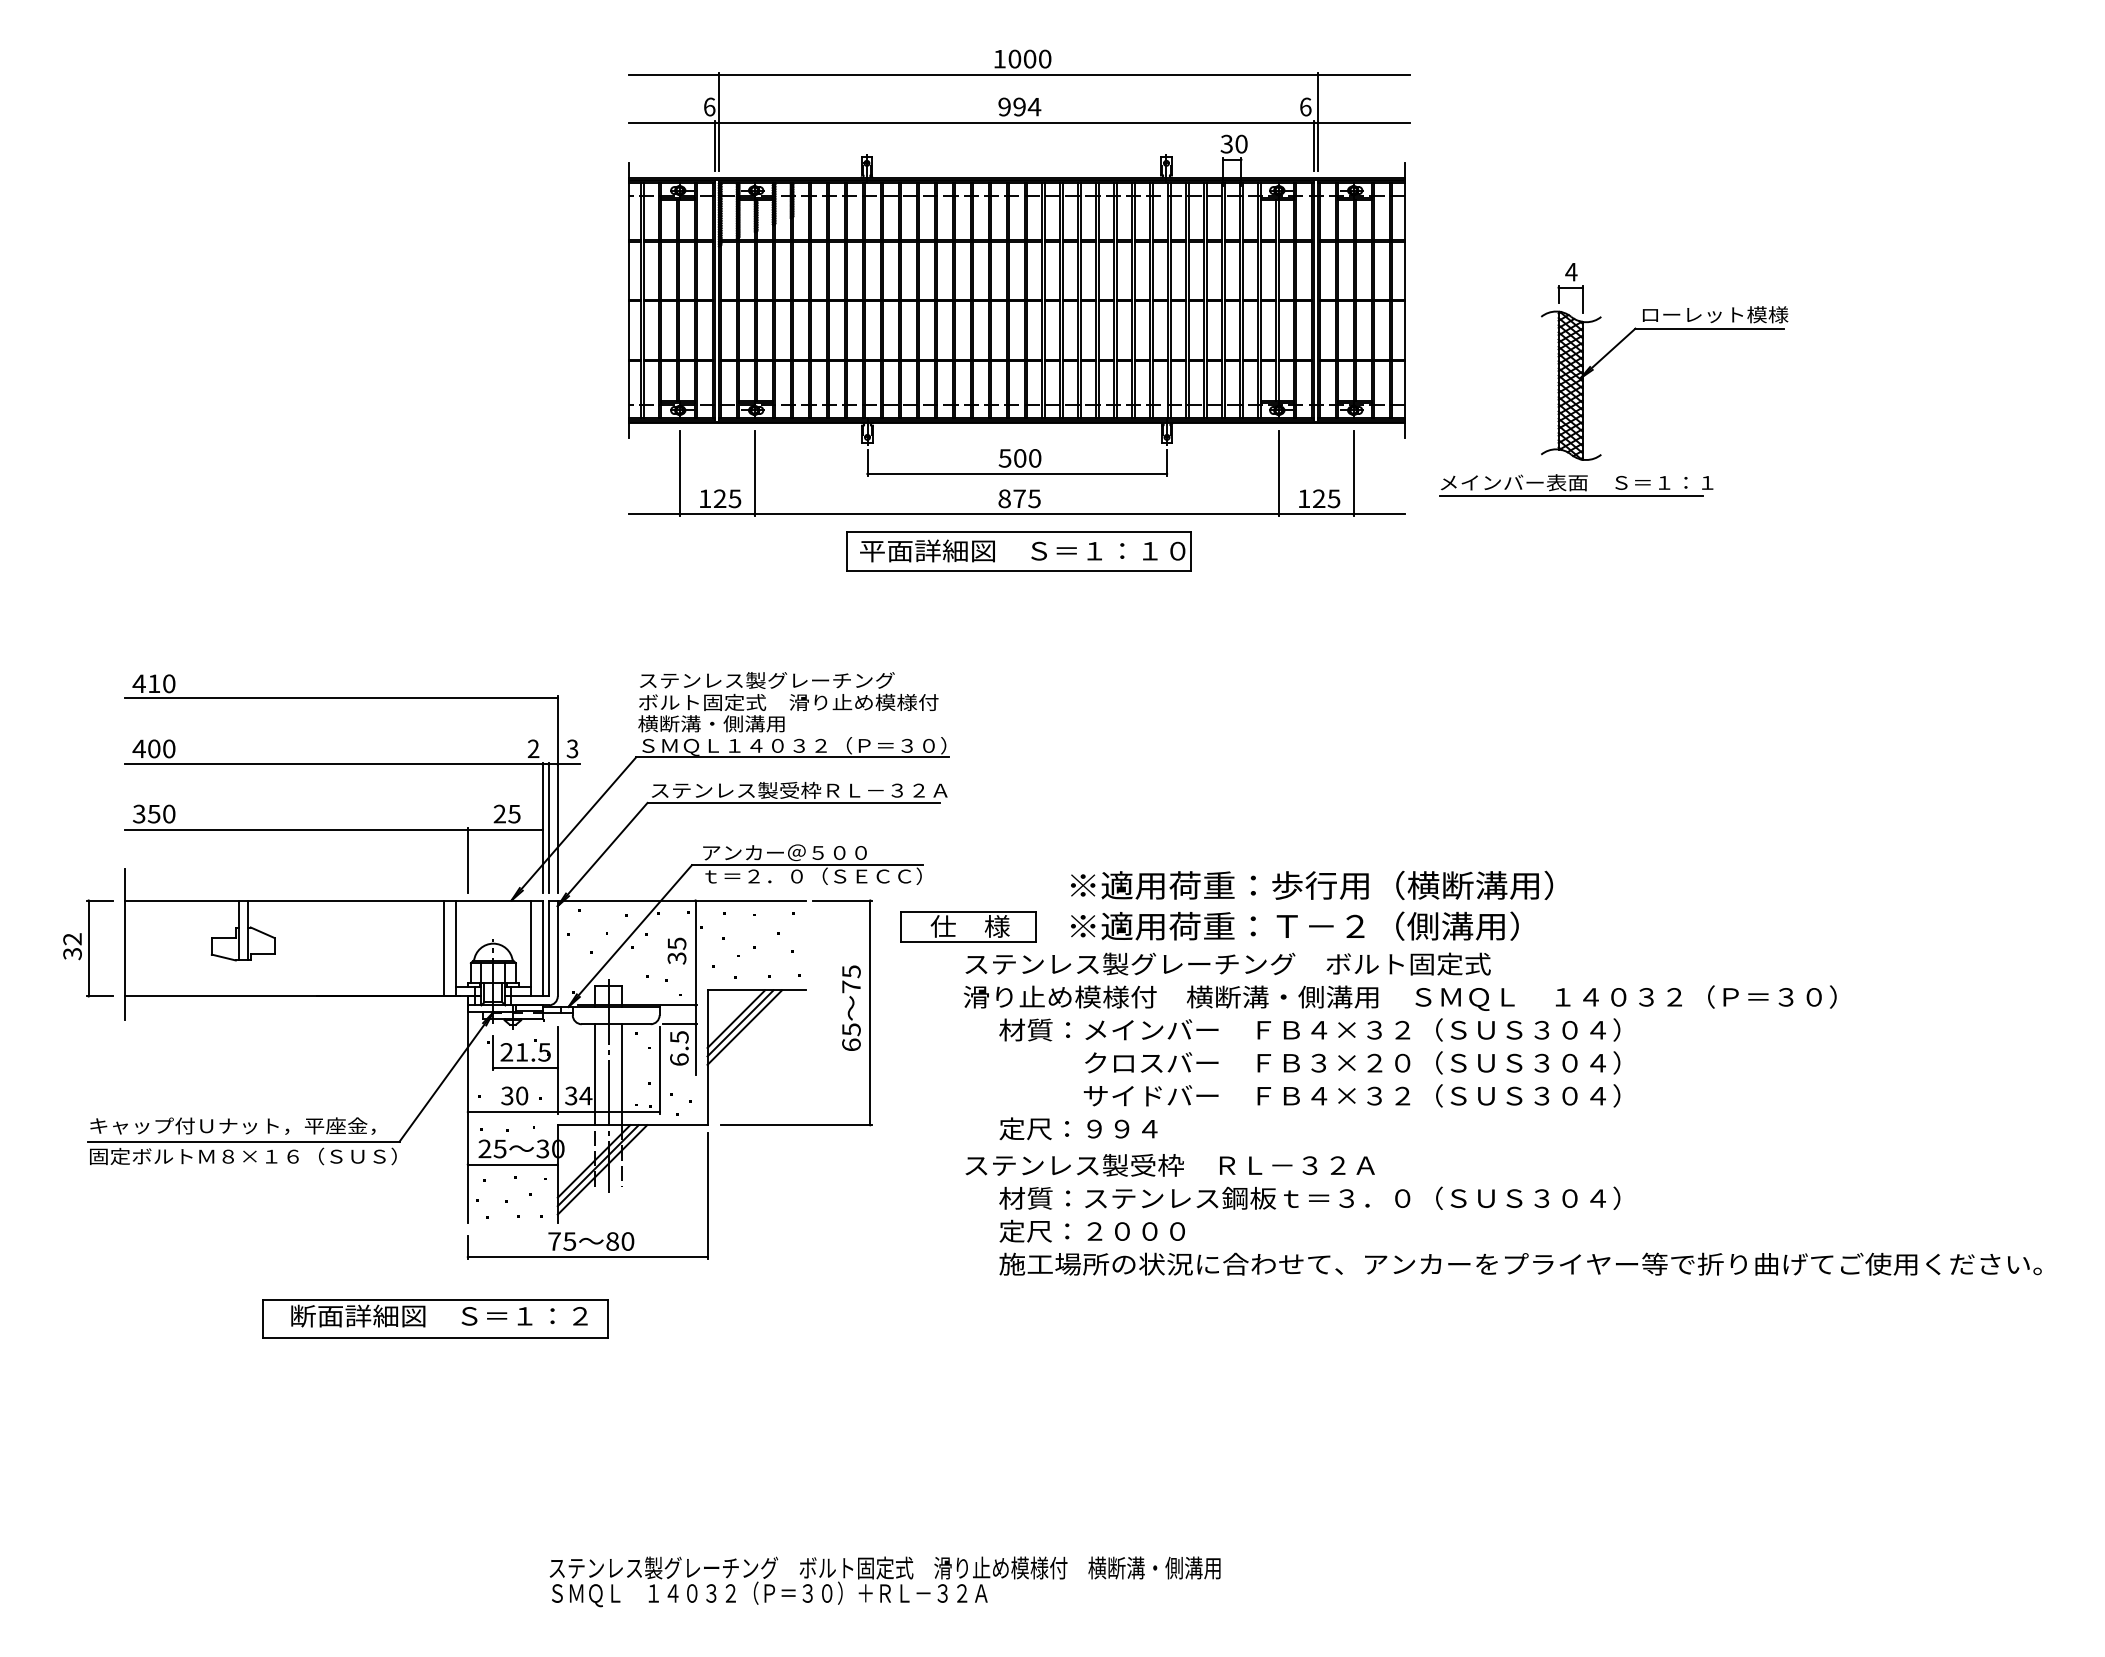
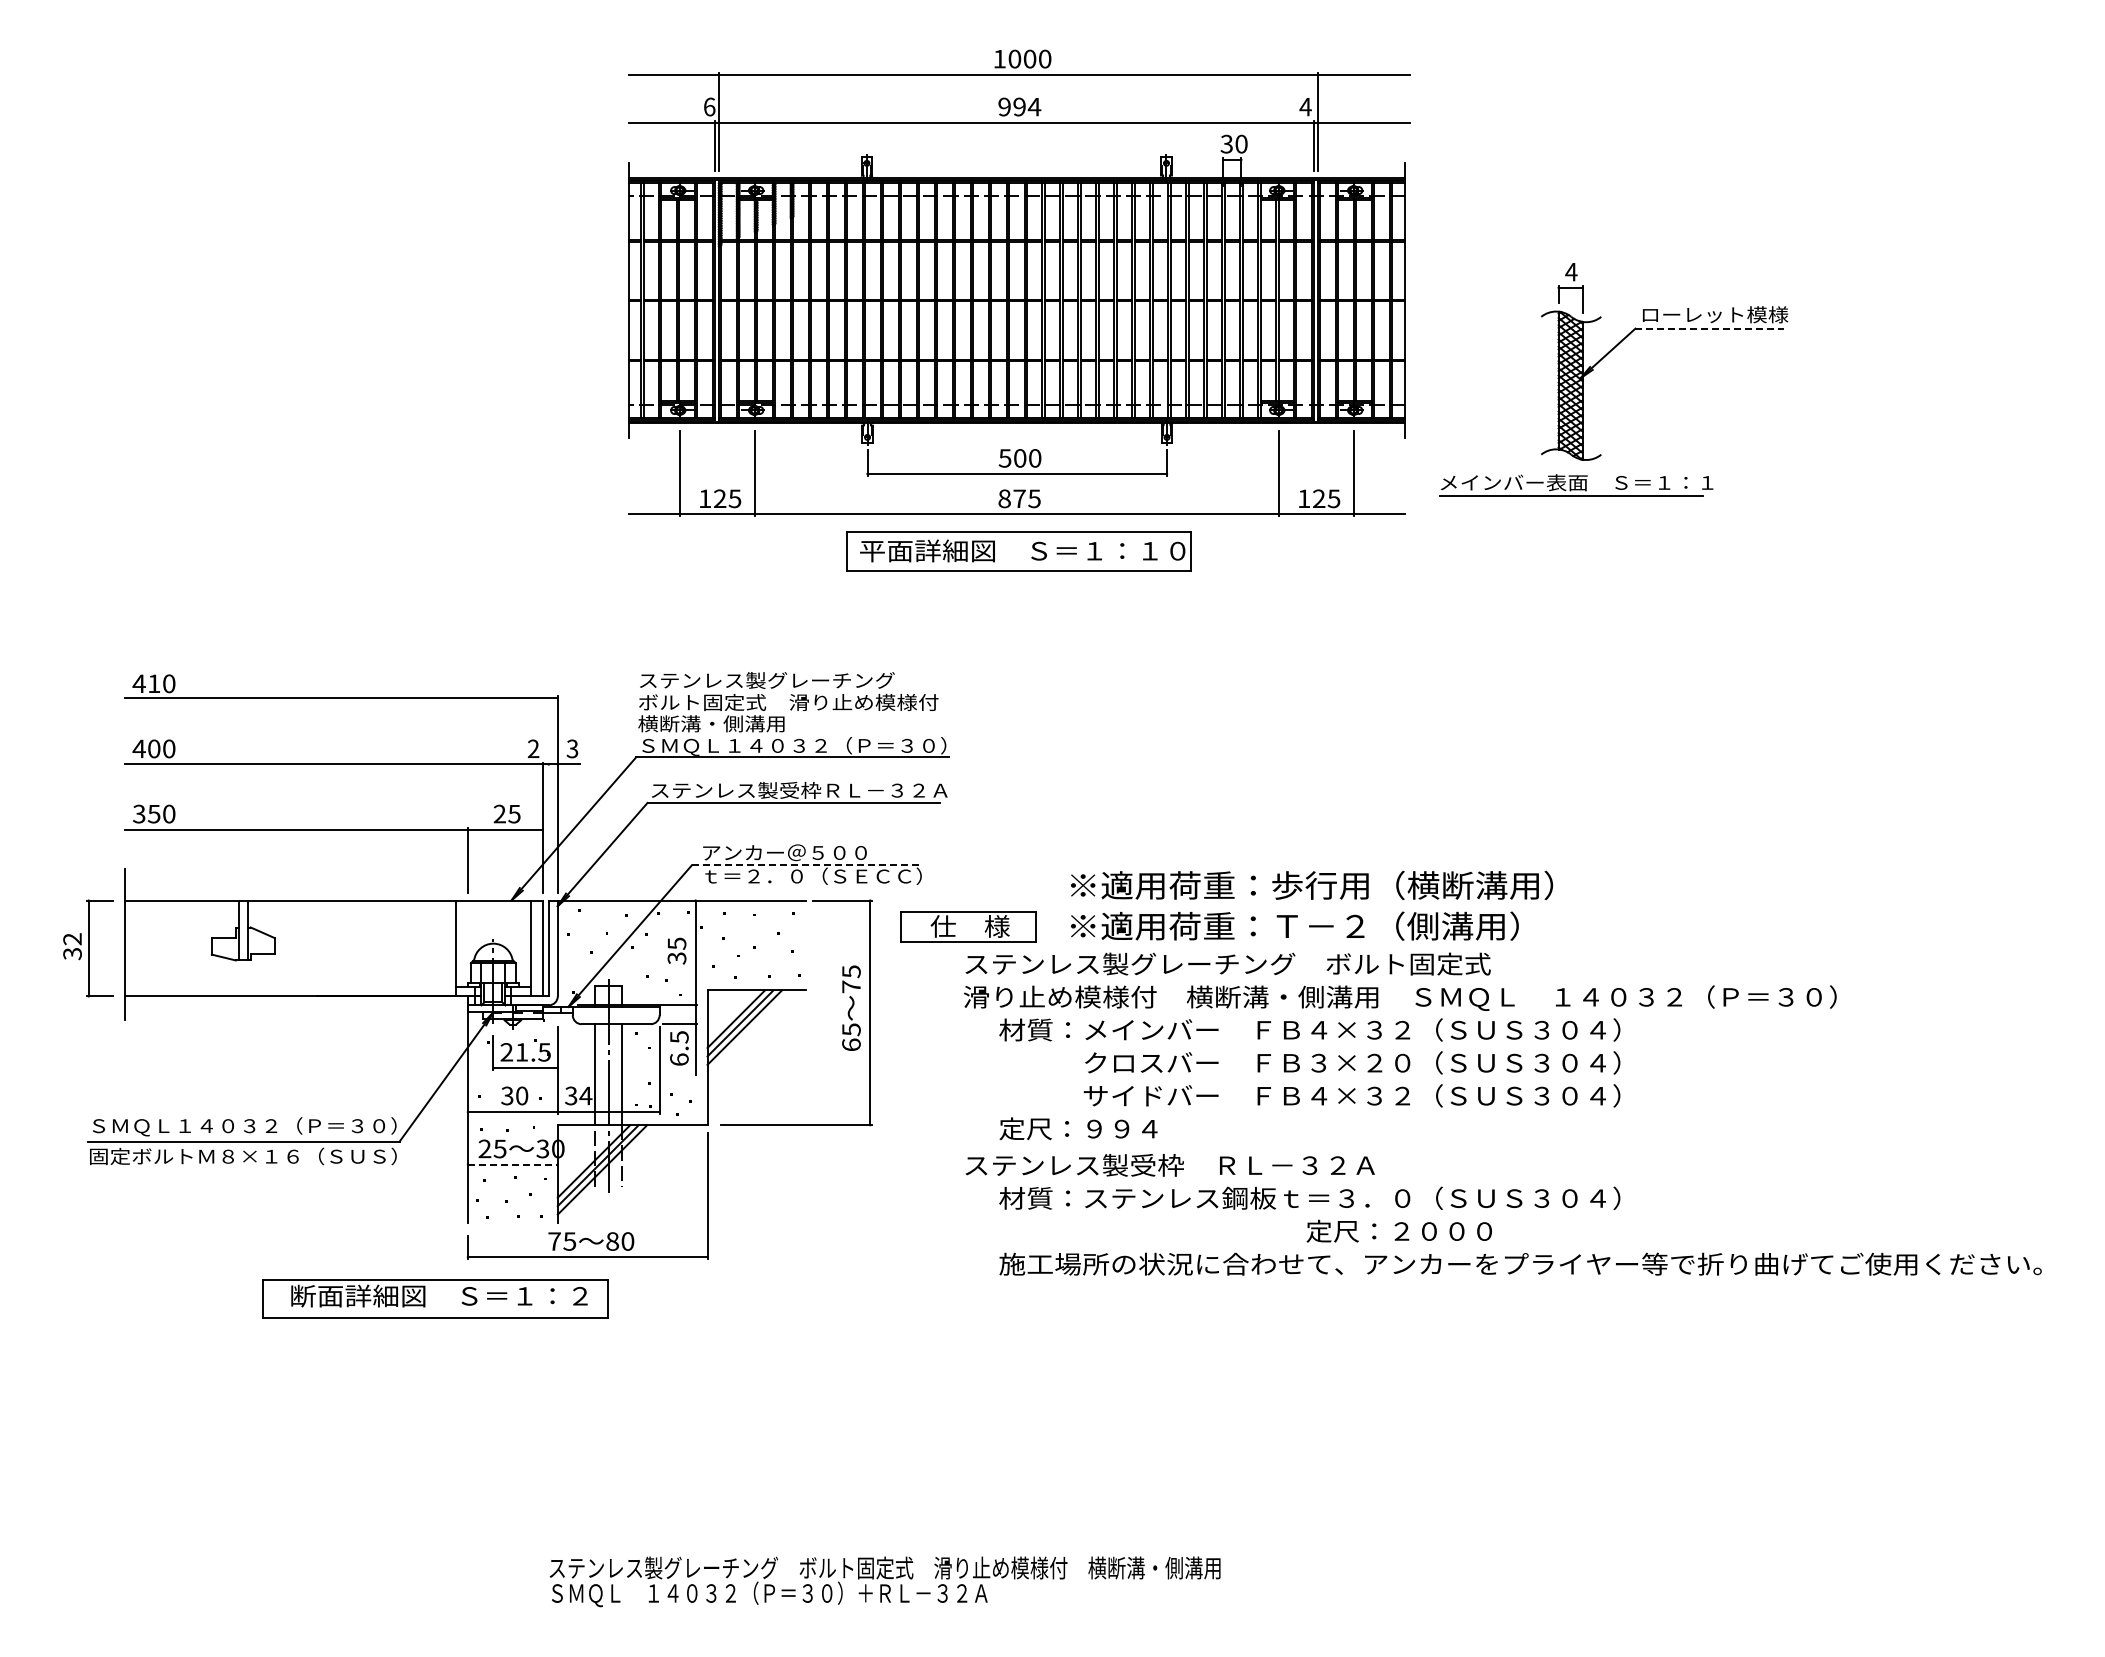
text: 6 -> 4 (1305, 106)
line: solid -> dashed (1709, 328)
line: present -> none (548, 827)
line: solid -> dashed (807, 865)
line: present -> none (443, 948)
text: キャップ付Ｕナット，平座金， -> ＳＭＱＬ１４０３２（Ｐ＝３０） (243, 1126)
line: solid -> dashed (512, 1164)
text position: (1091, 1230) -> (1398, 1230) (1398, 1230)
part position: (435, 1318) -> (435, 1298) (435, 1298)
